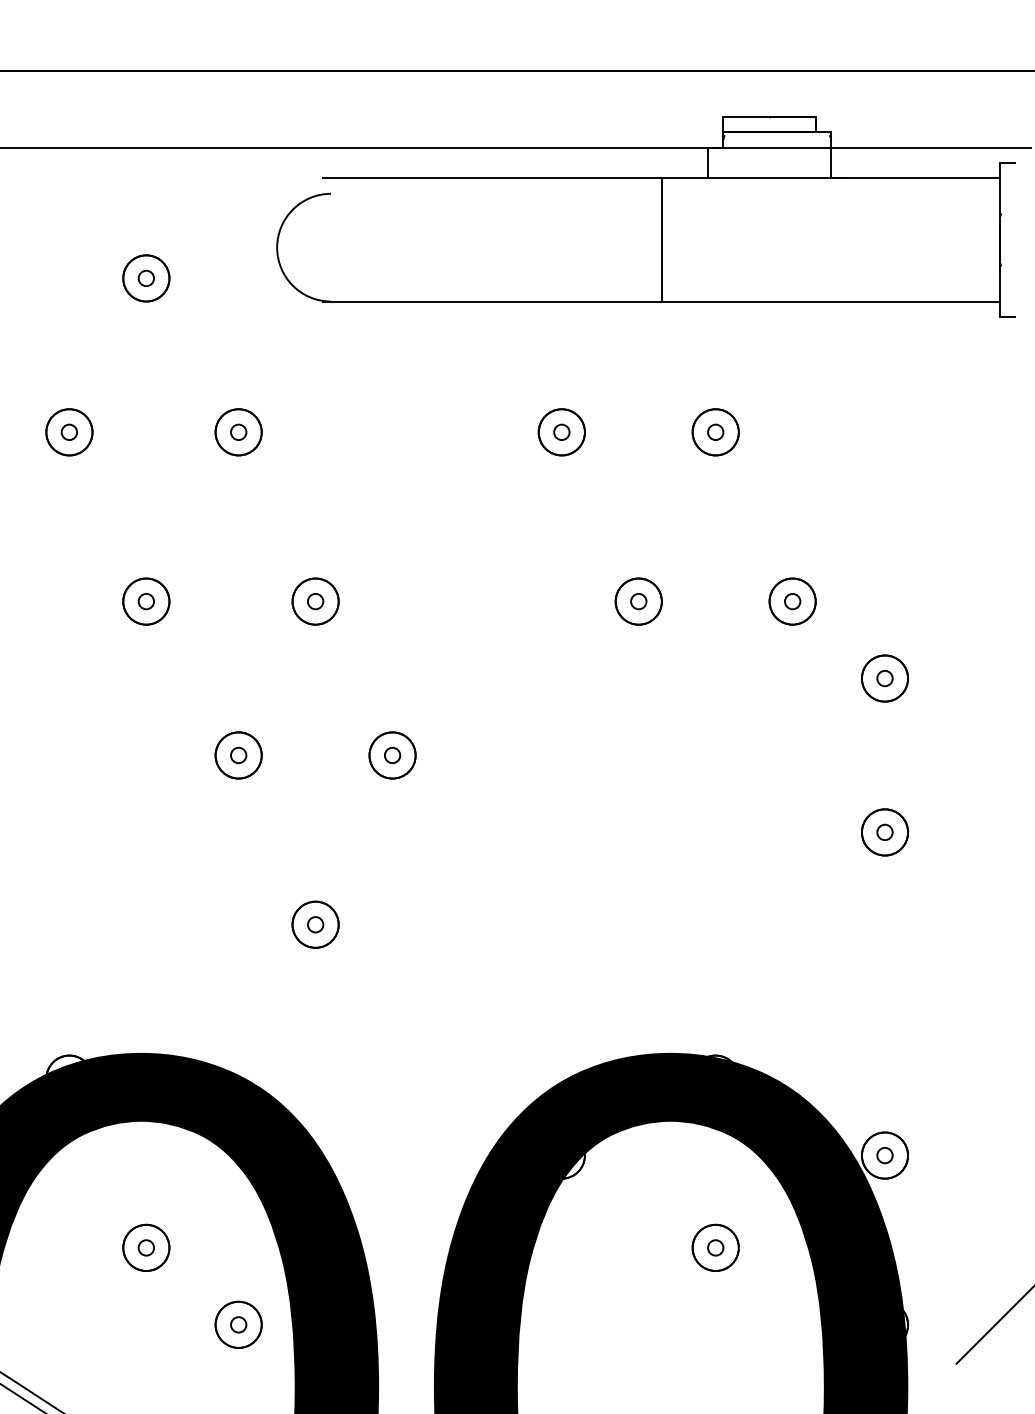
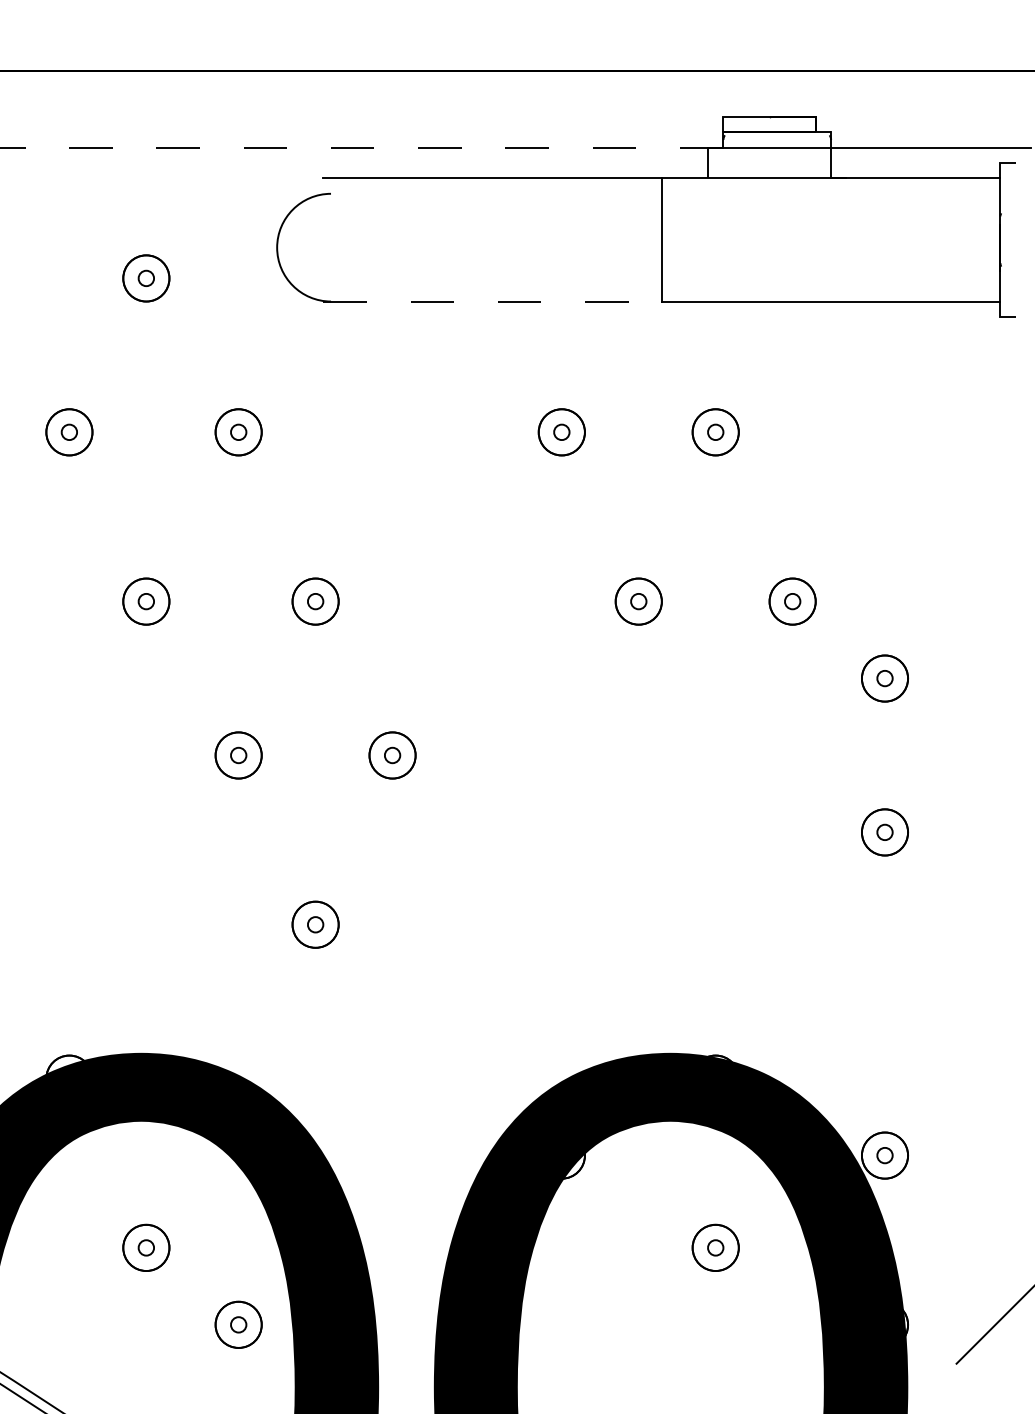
line: solid -> dashed (361, 147)
line: solid -> dashed (493, 301)
